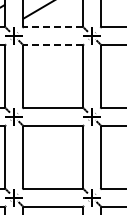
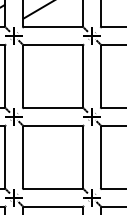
line: dashed -> solid (52, 27)
line: dashed -> solid (52, 44)
